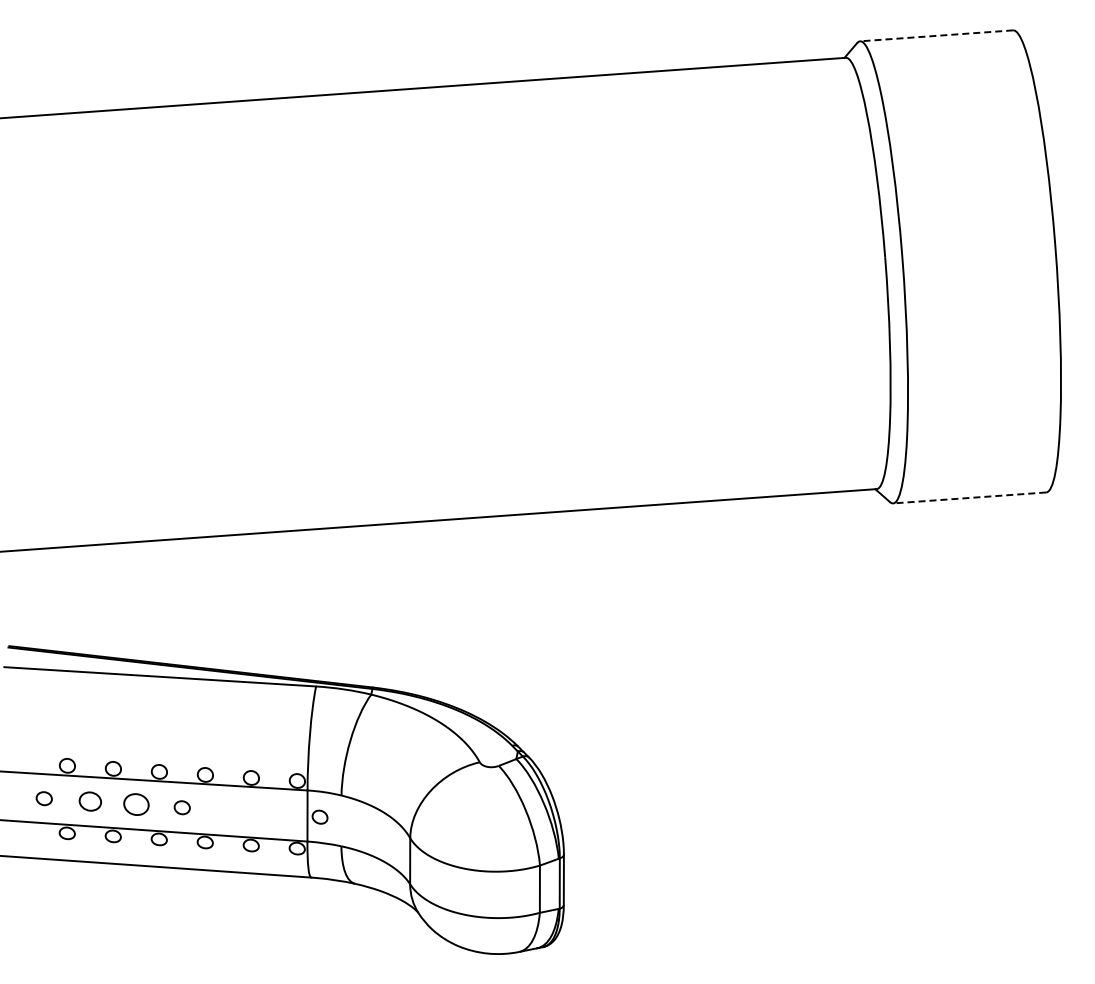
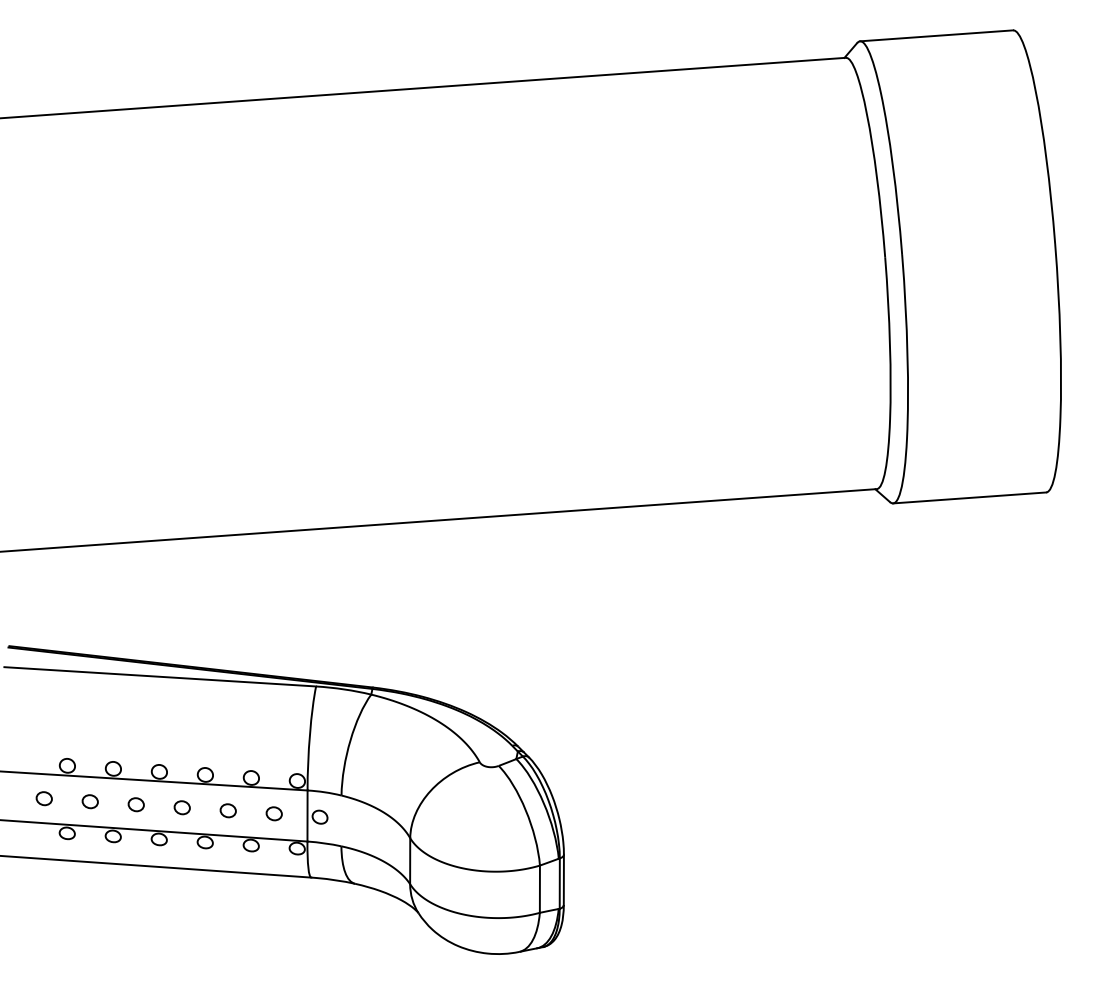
line: dashed -> solid (936, 35)
line: dashed -> solid (969, 497)
part size: 24x21 px -> 18x16 px (89, 801)
part size: 27x23 px -> 18x16 px (135, 804)
part: none -> present (227, 810)
part: none -> present (273, 813)
